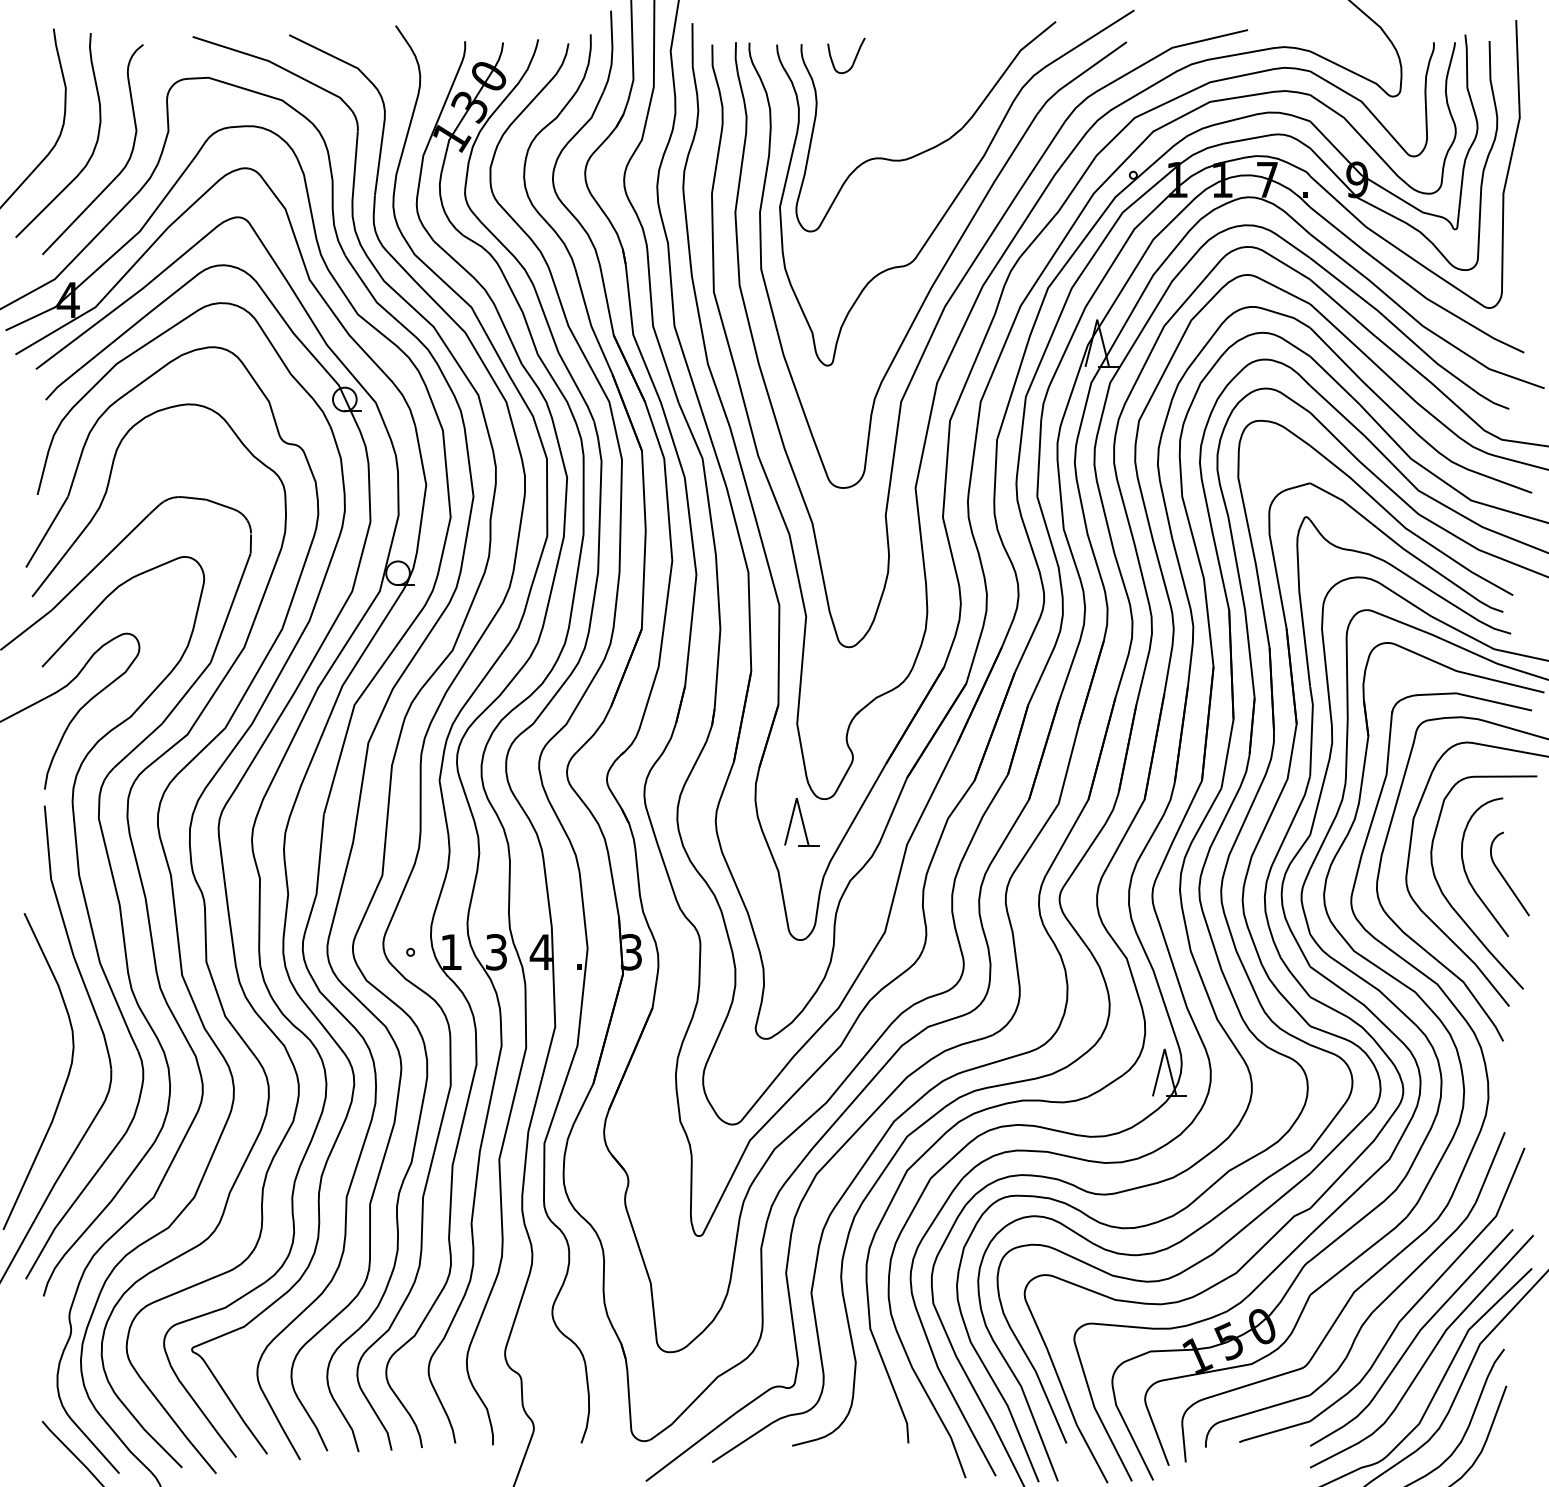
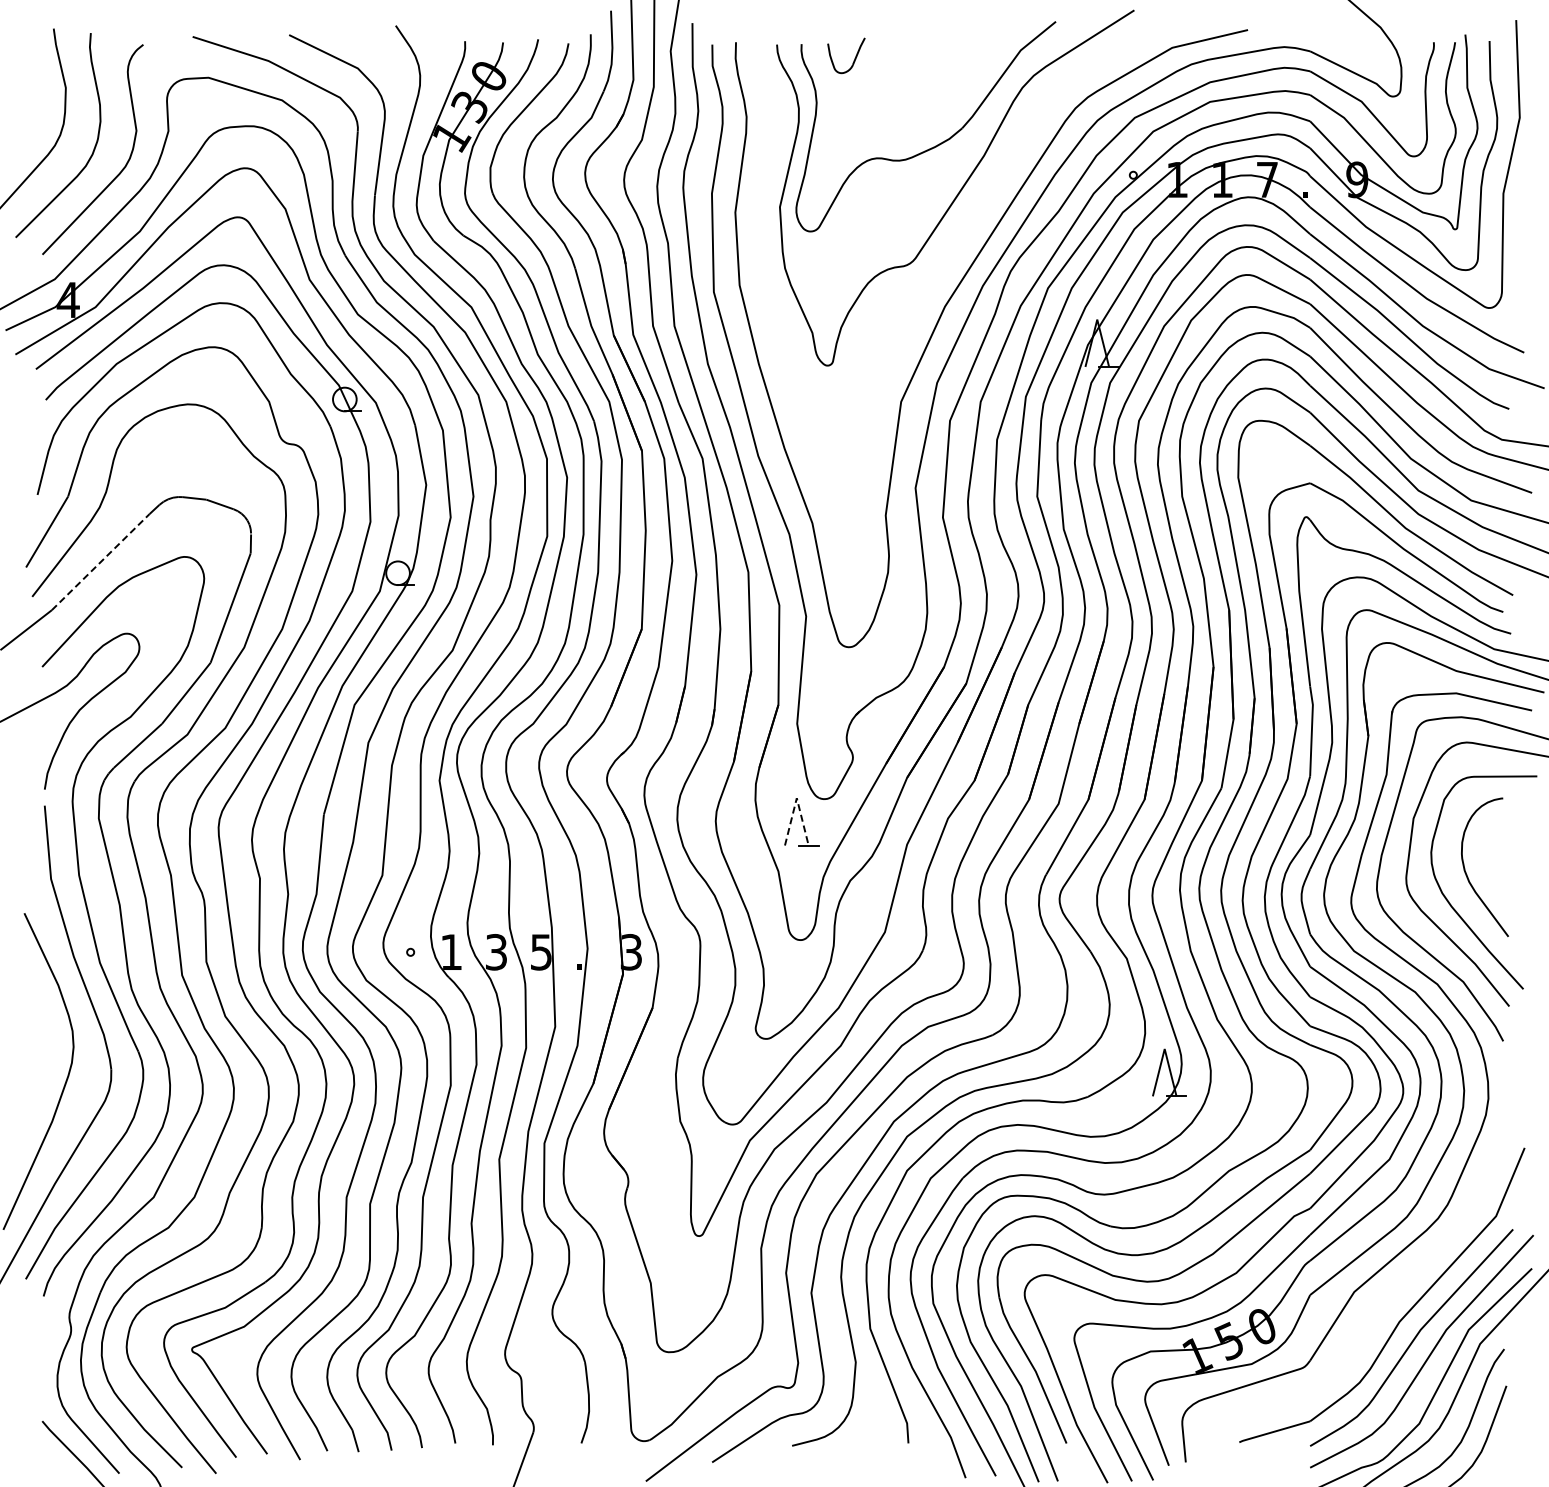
part: present -> none (937, 264)
line: solid -> dashed (100, 562)
line: solid -> dashed (796, 798)
curve: present -> none (1504, 877)
text: 4 -> 5 (540, 952)
part: present -> none (1375, 1308)
